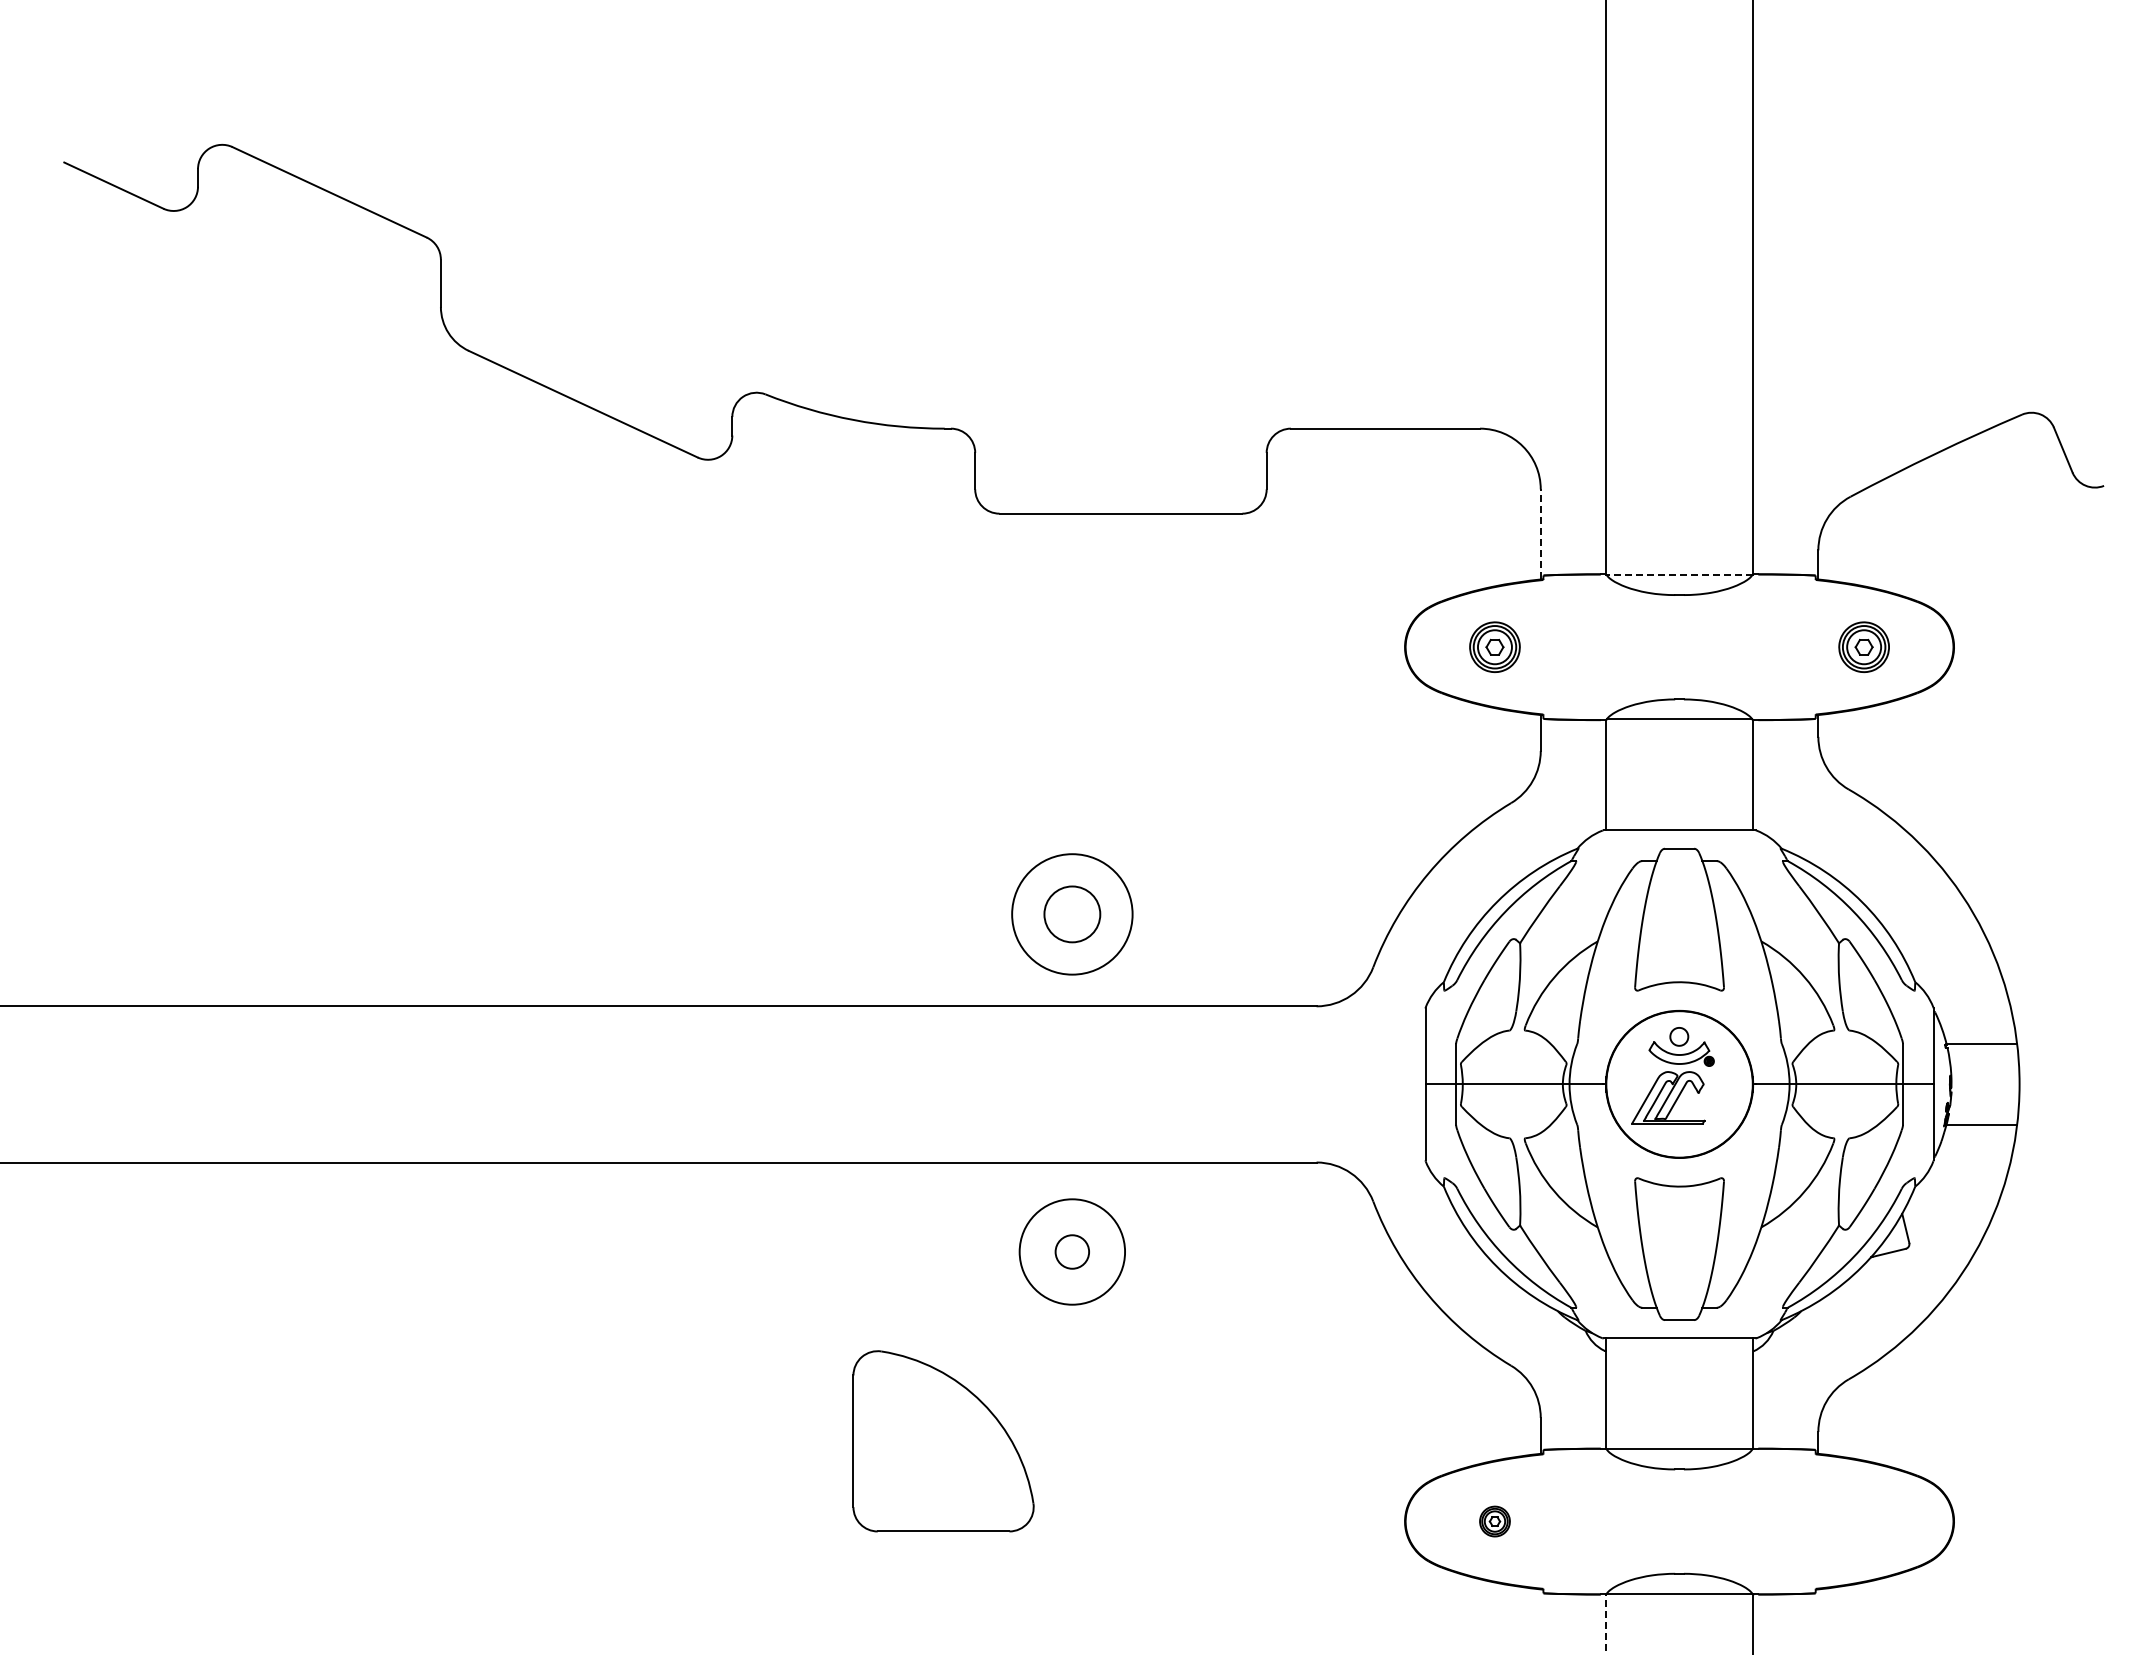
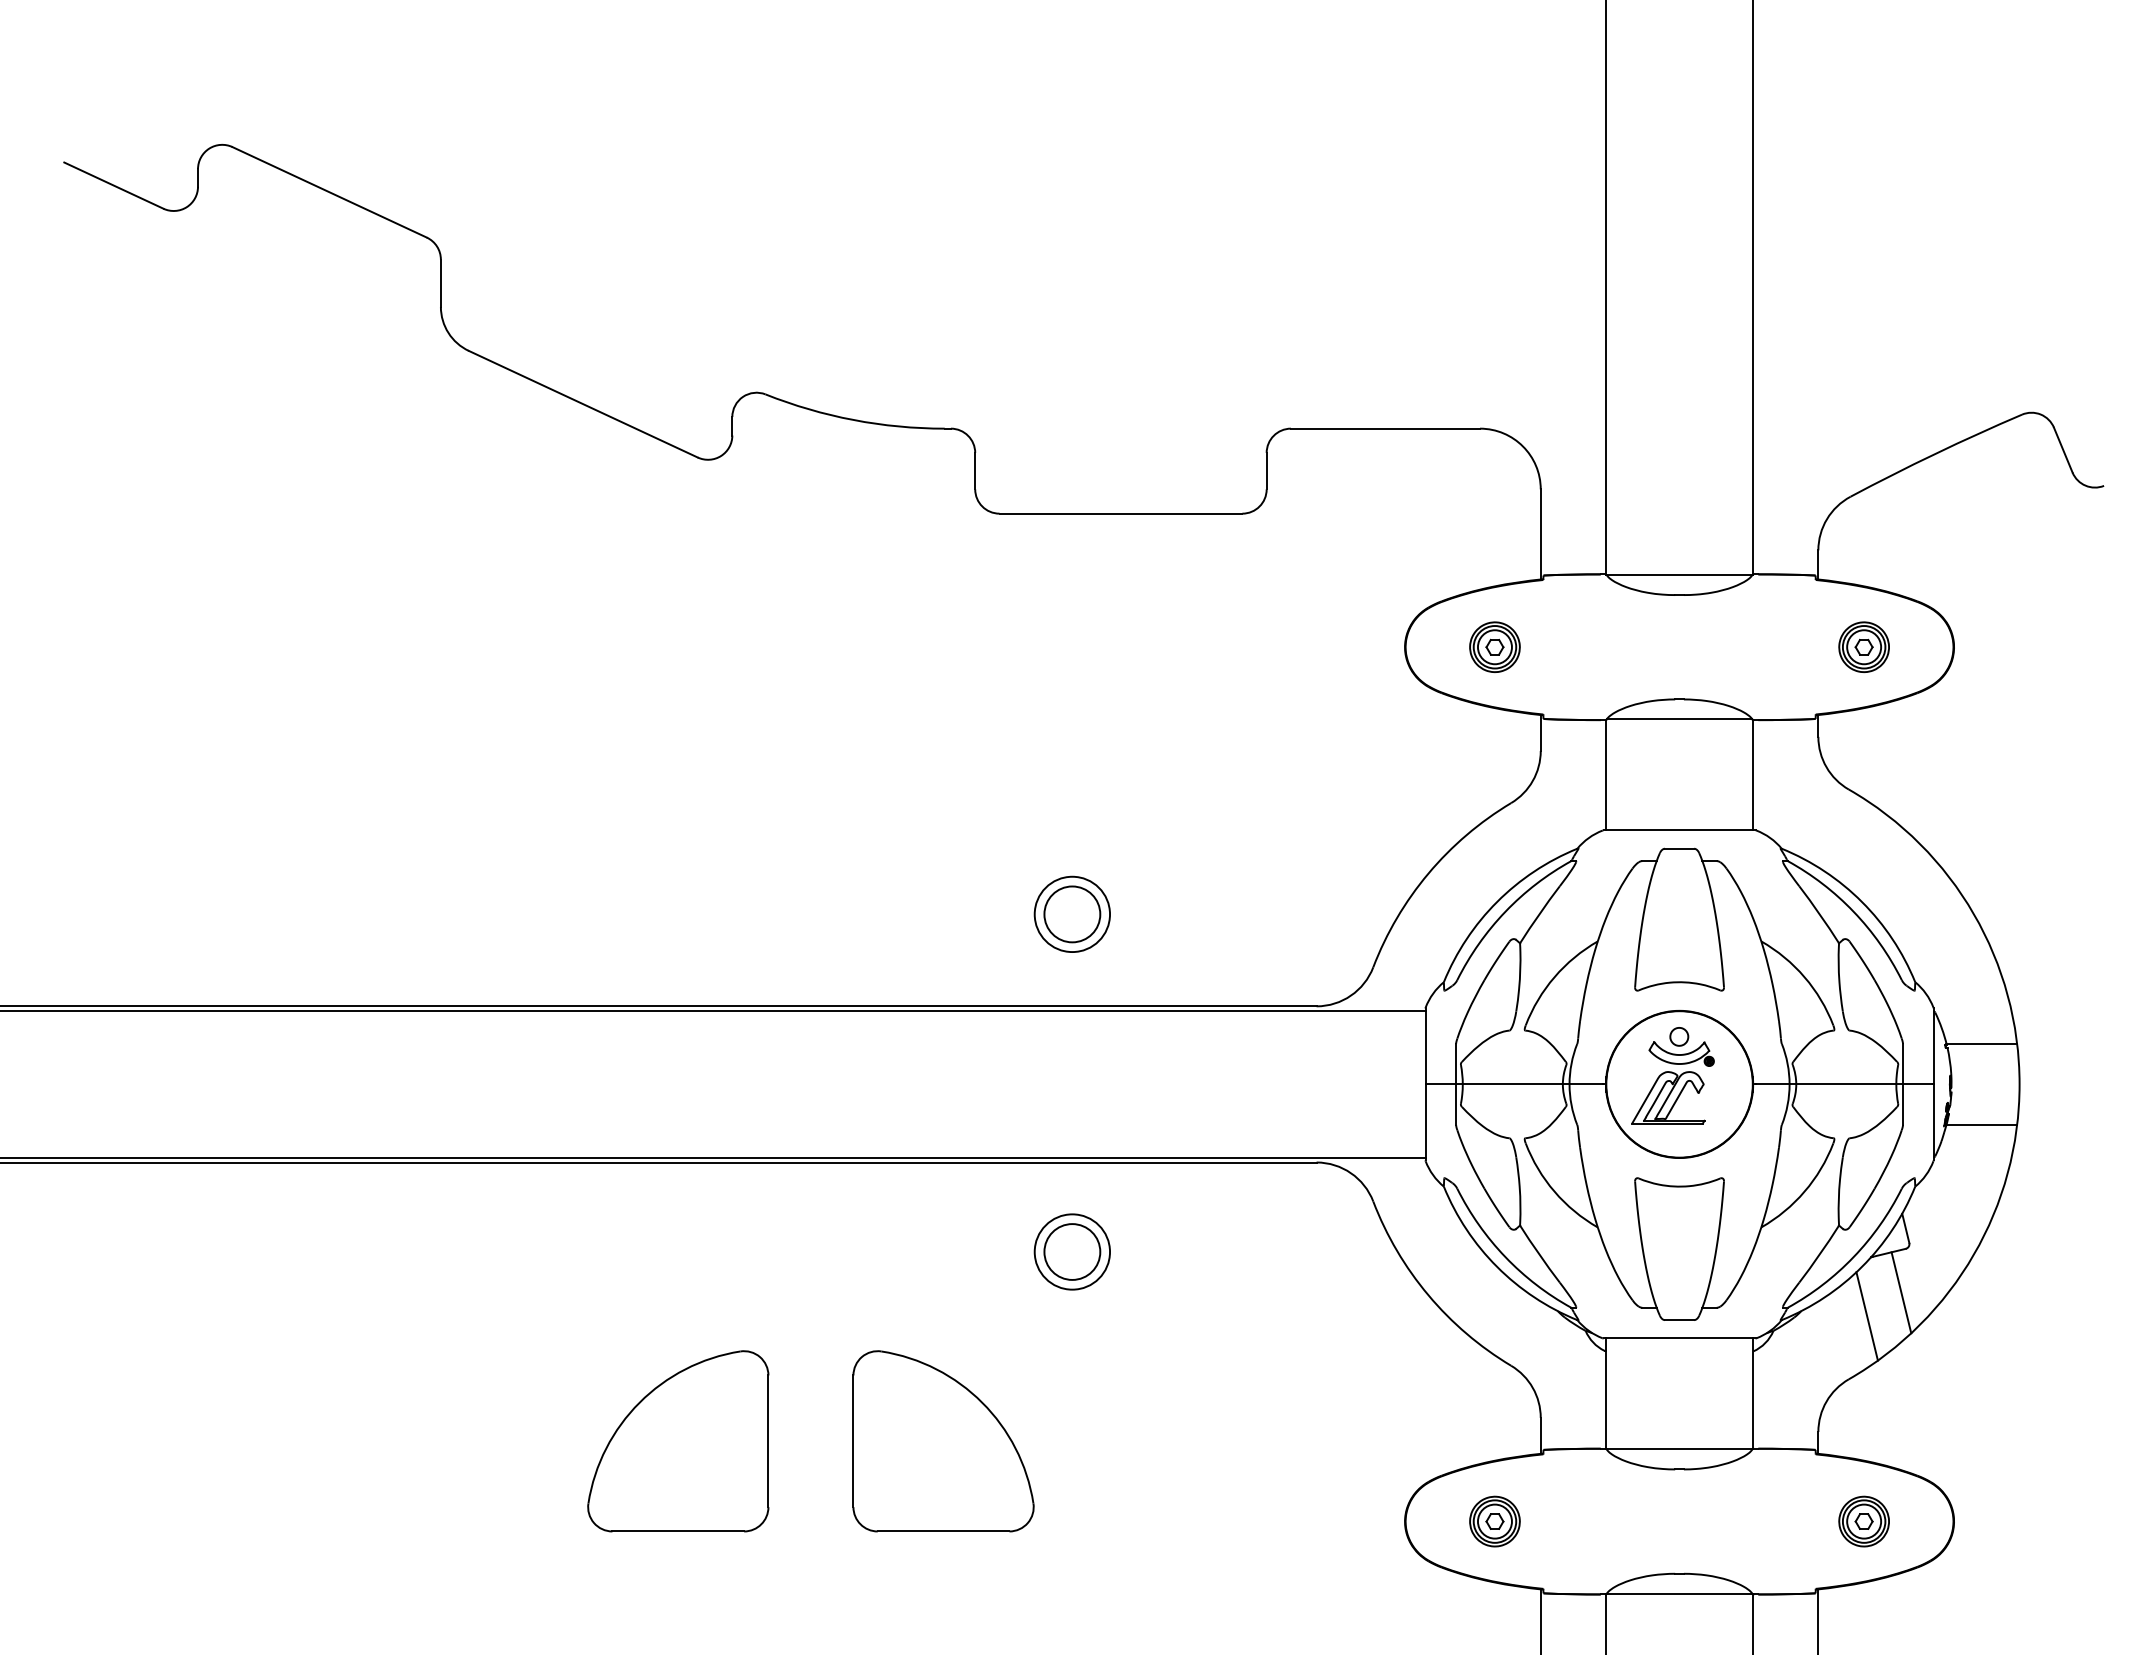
line: dashed -> solid (1540, 533)
line: dashed -> solid (1679, 574)
circle diameter: 120 px -> 75 px (1072, 914)
line: none -> present (713, 1011)
line: none -> present (713, 1157)
circle diameter: 105 px -> 75 px (1072, 1251)
circle diameter: 34 px -> 56 px (1072, 1251)
line: none -> present (1901, 1292)
line: none -> present (1866, 1316)
part: none -> present (678, 1441)
part size: 32x33 px -> 52x53 px (1494, 1521)
part: none -> present (1863, 1521)
line: none -> present (1540, 1620)
line: none -> present (1818, 1620)
line: dashed -> solid (1606, 1624)
